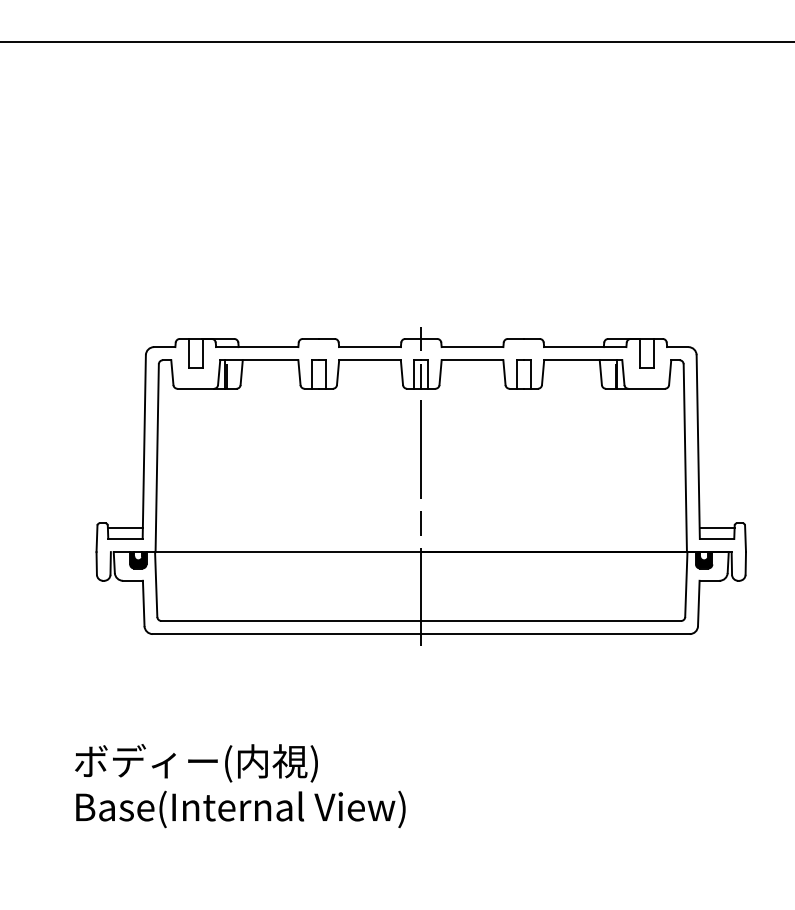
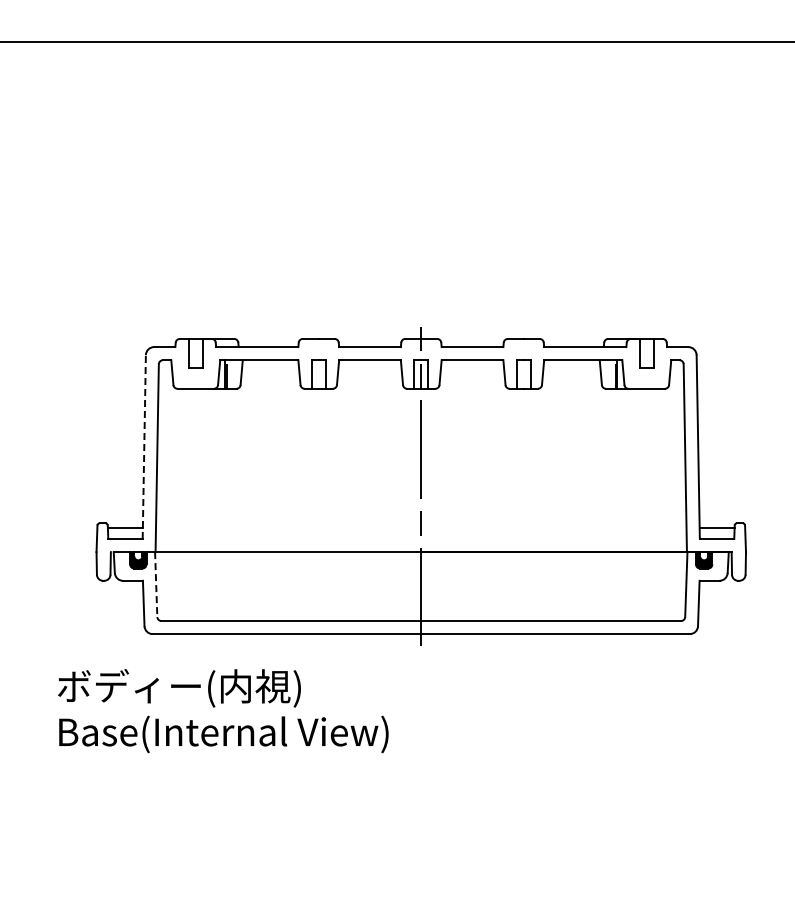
line: solid -> dashed (144, 447)
line: solid -> dashed (156, 585)
text position: (240, 786) -> (223, 711) (223, 711)
